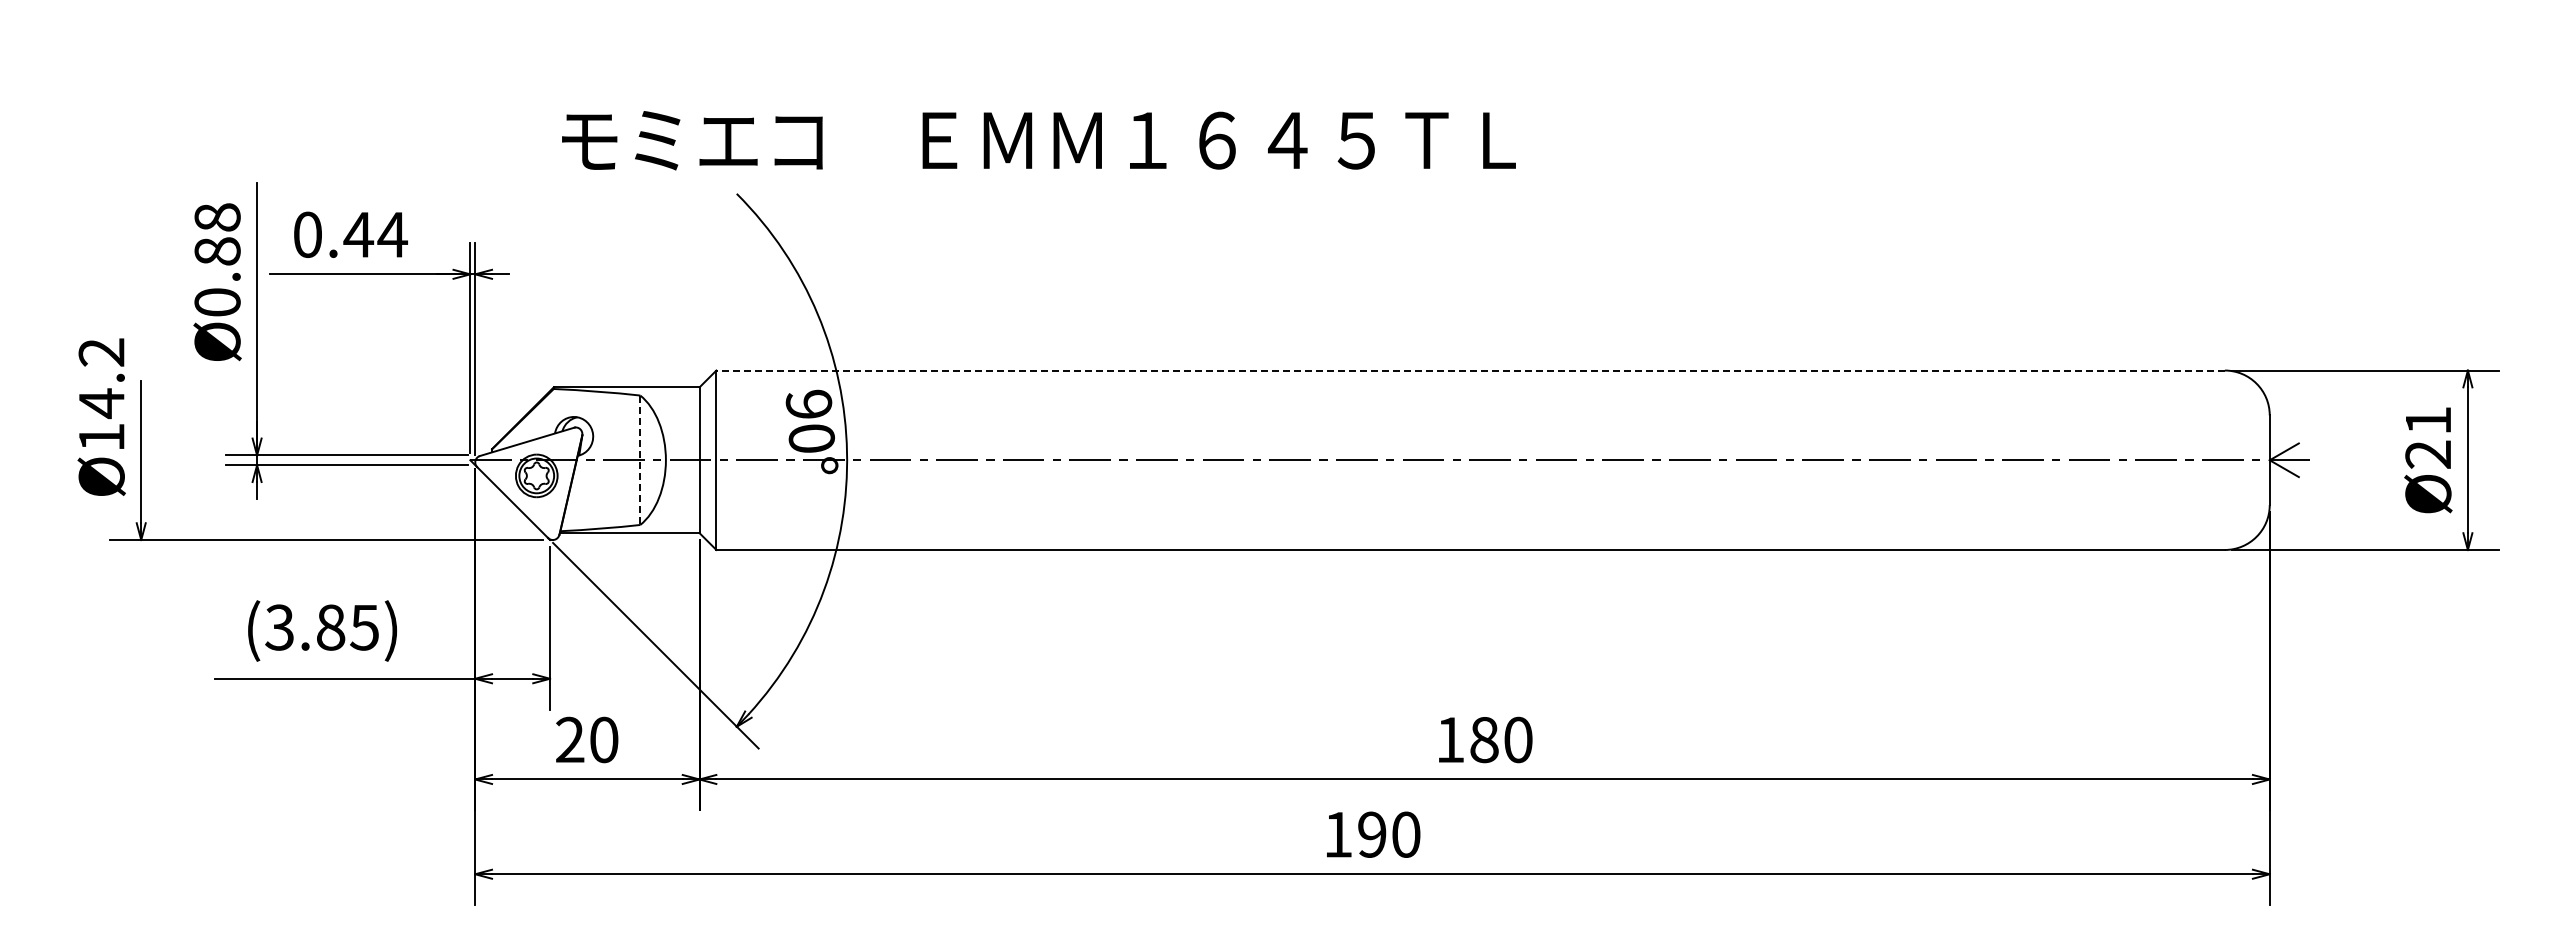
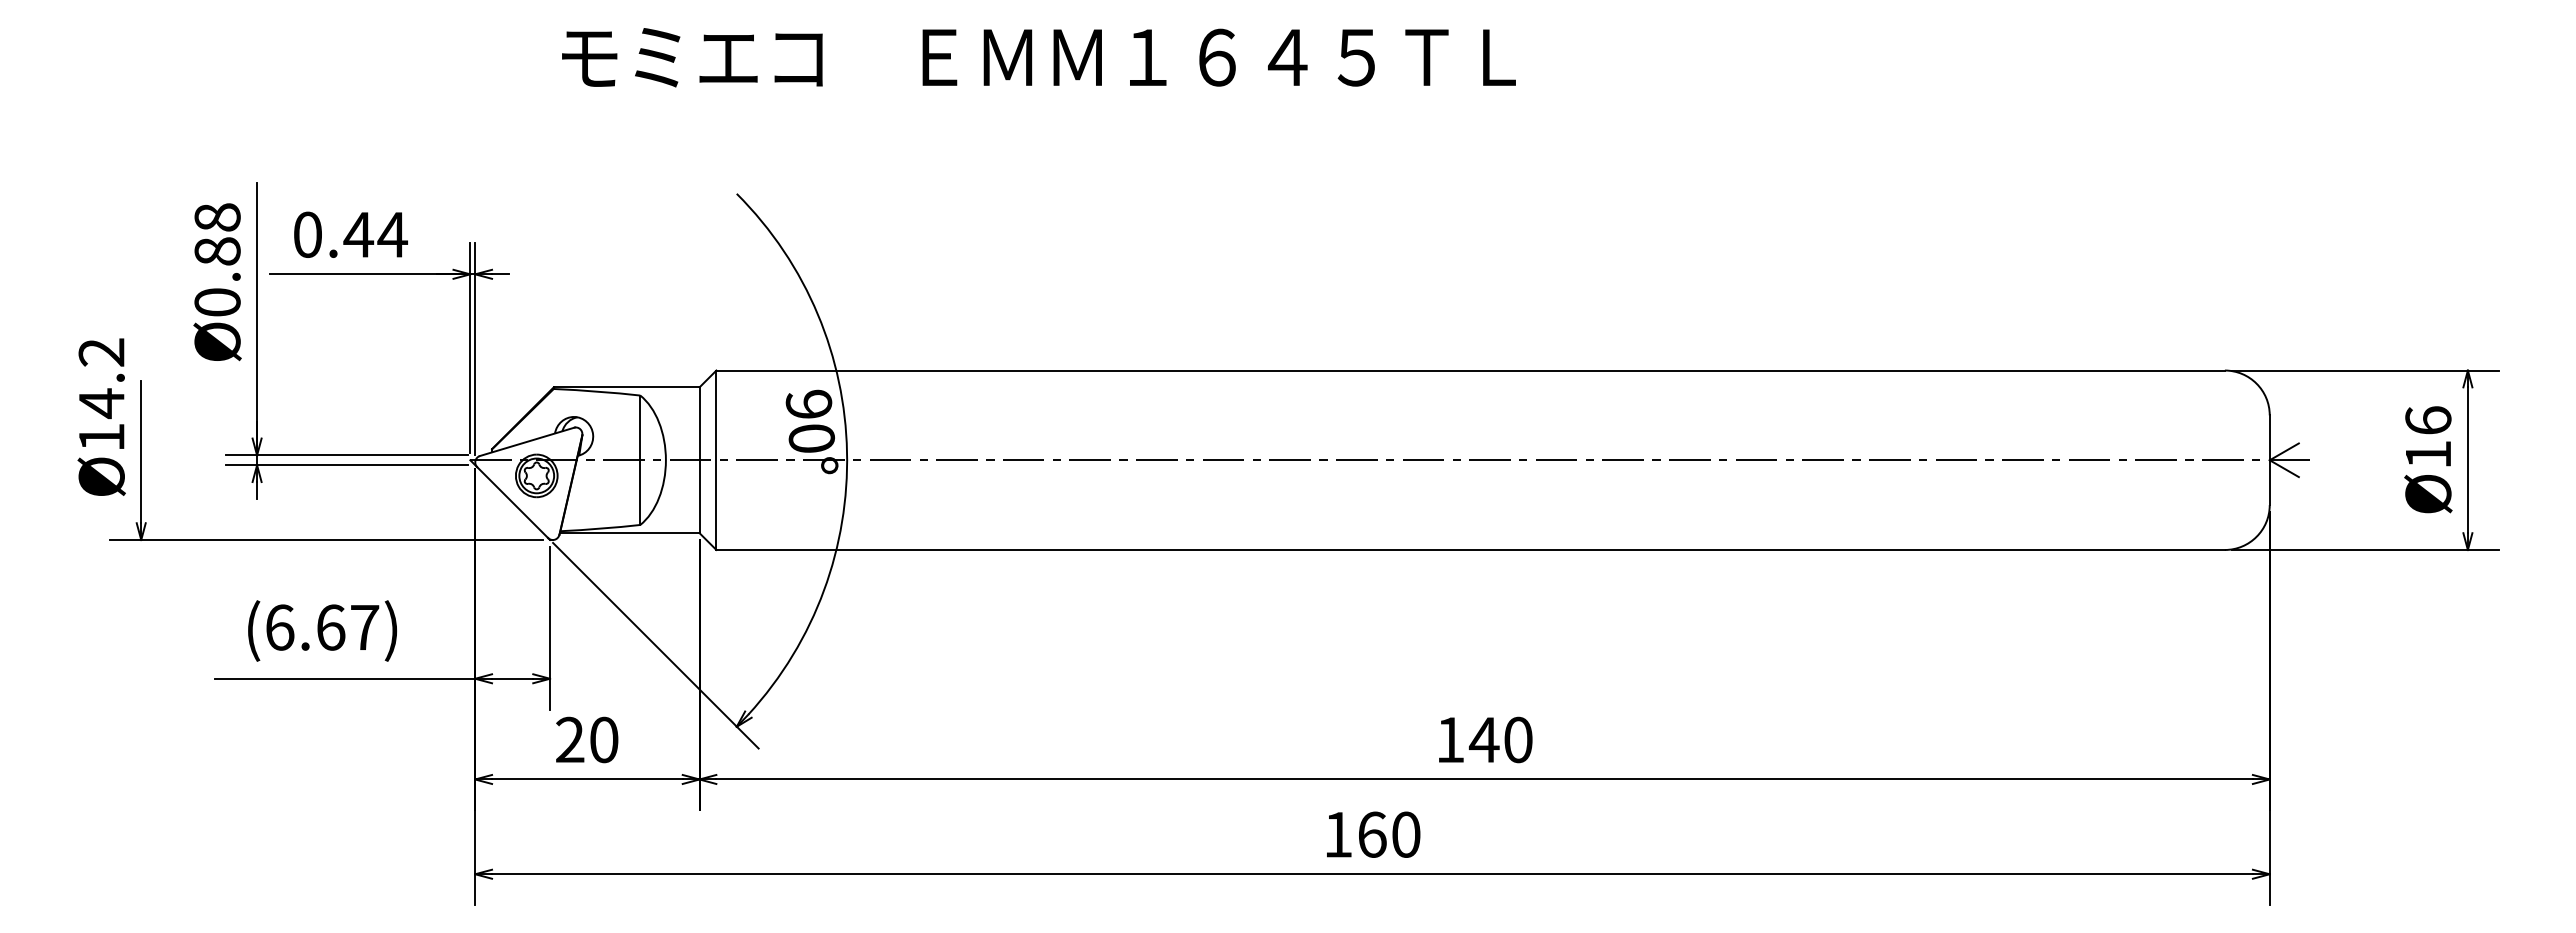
text position: (1038, 140) -> (1038, 57) (1038, 57)
line: dashed -> solid (1470, 370)
text: Ø21 -> Ø16 (2428, 437)
line: dashed -> solid (640, 460)
text: (3.85) -> (6.67) (322, 627)
text: 180 -> 140 (1483, 740)
text: 190 -> 160 (1372, 834)
